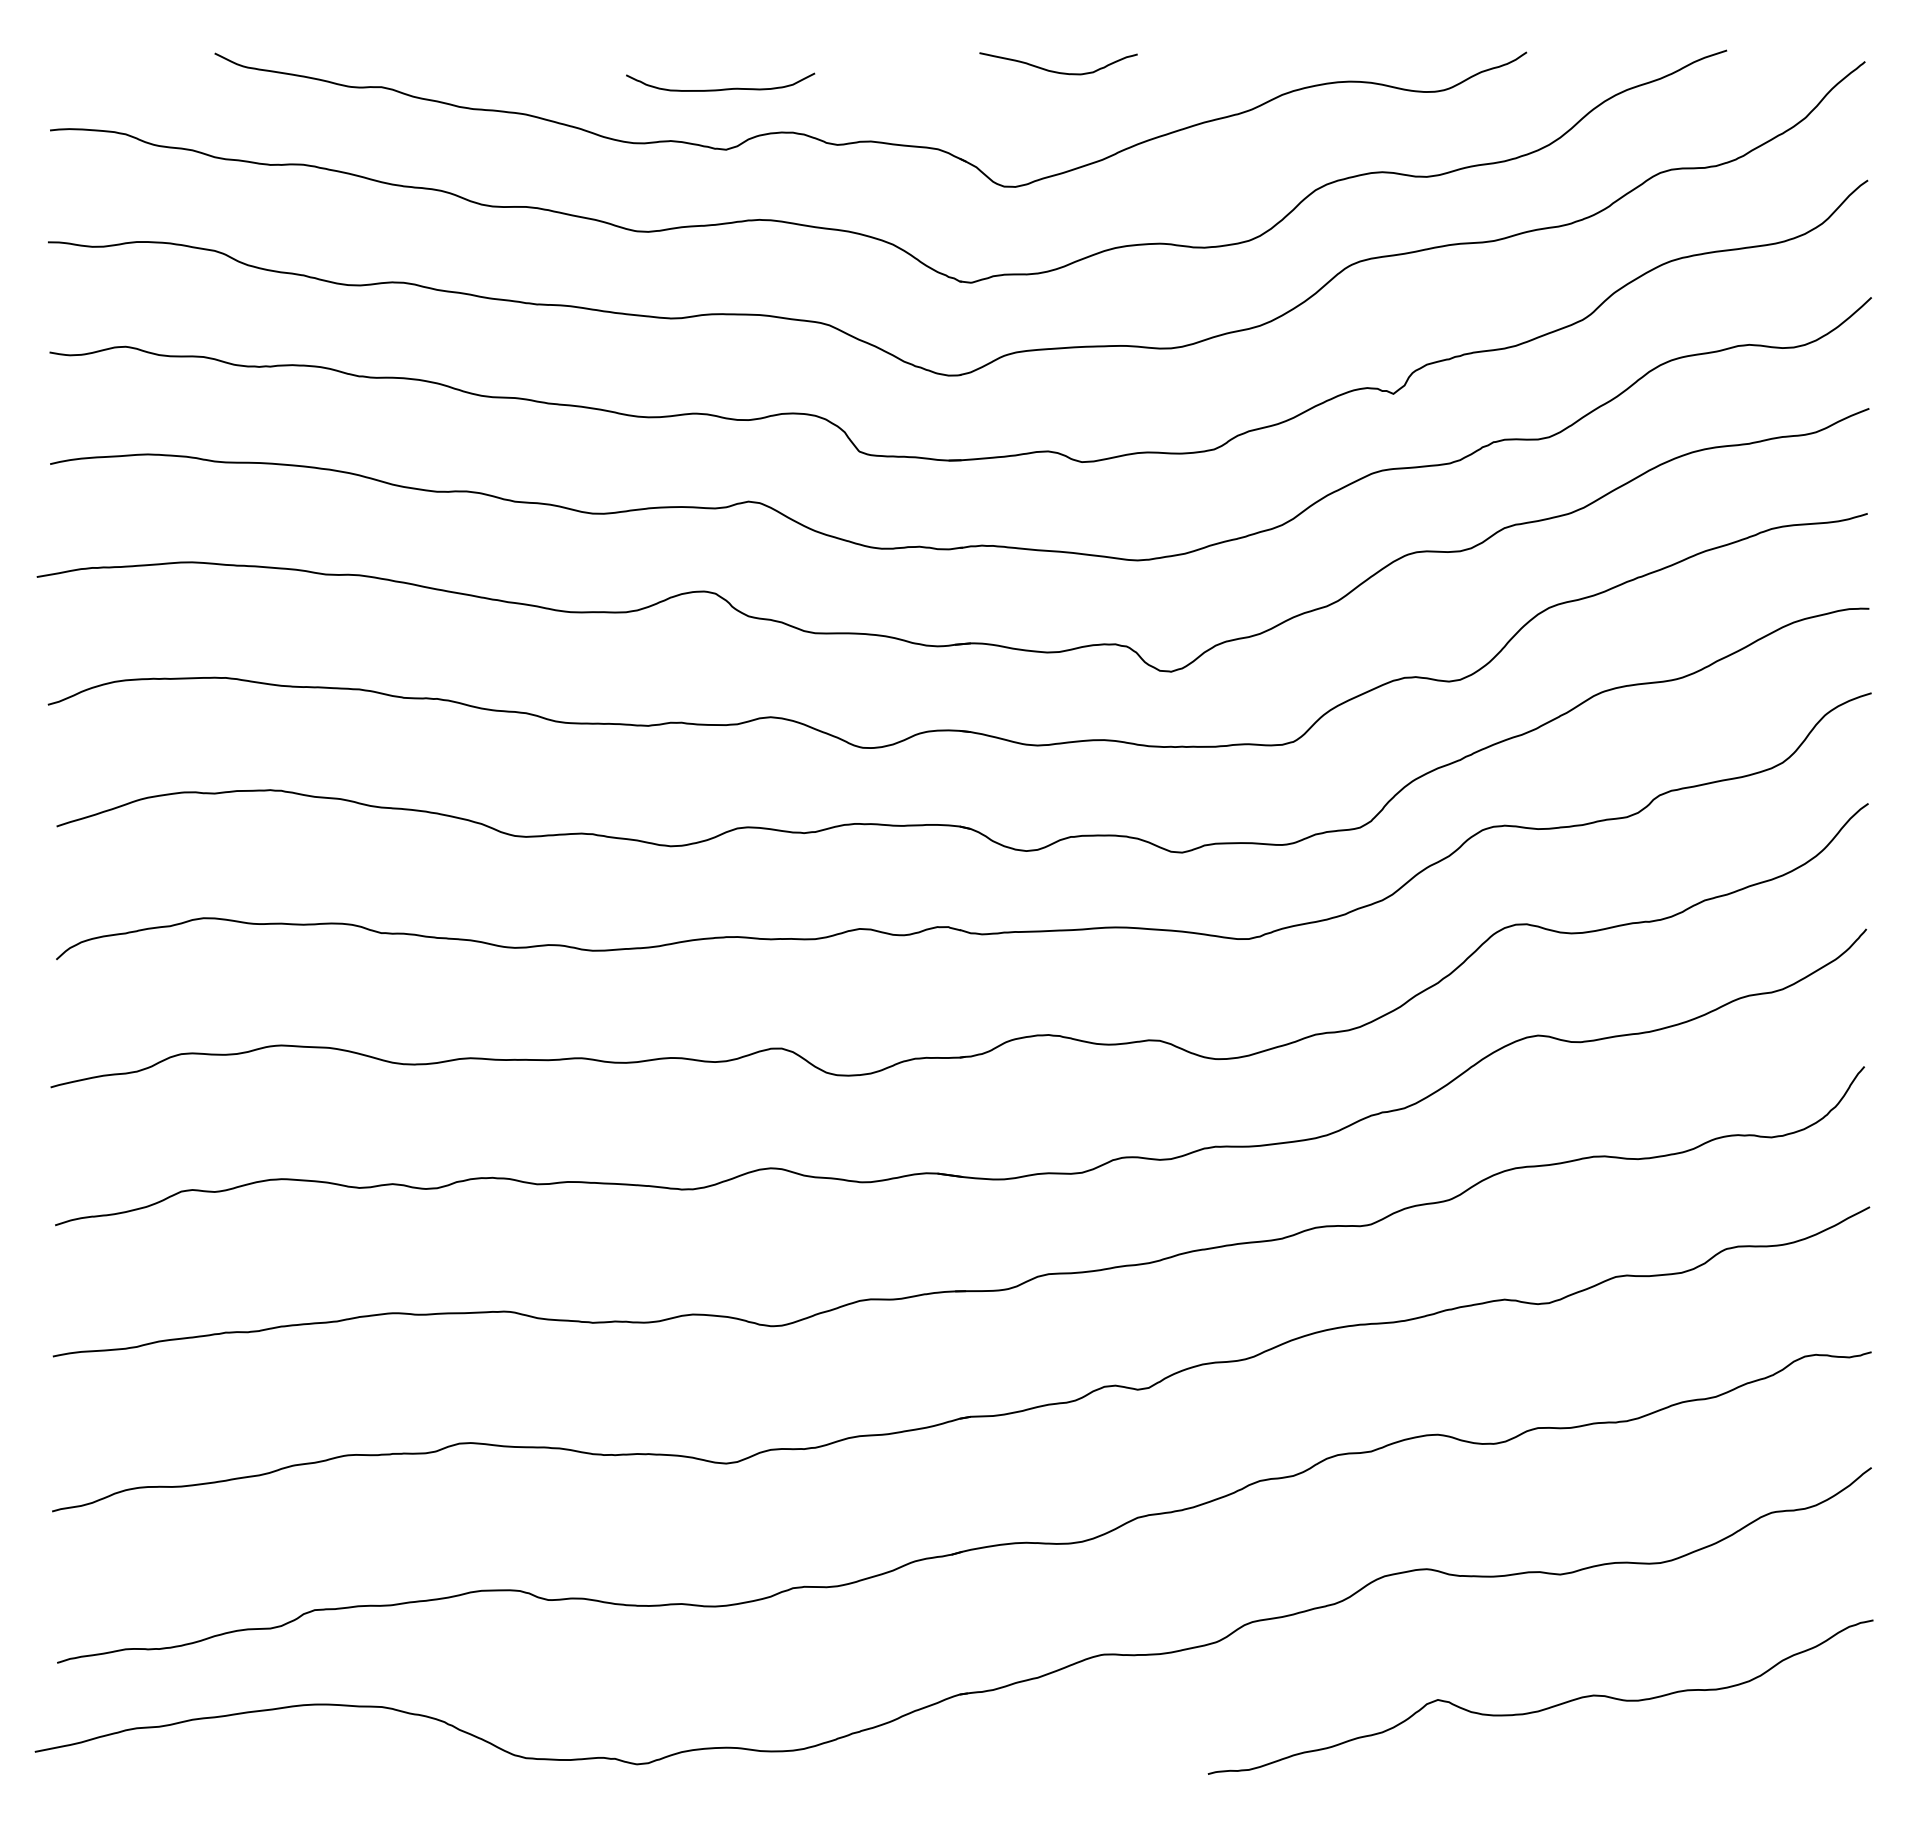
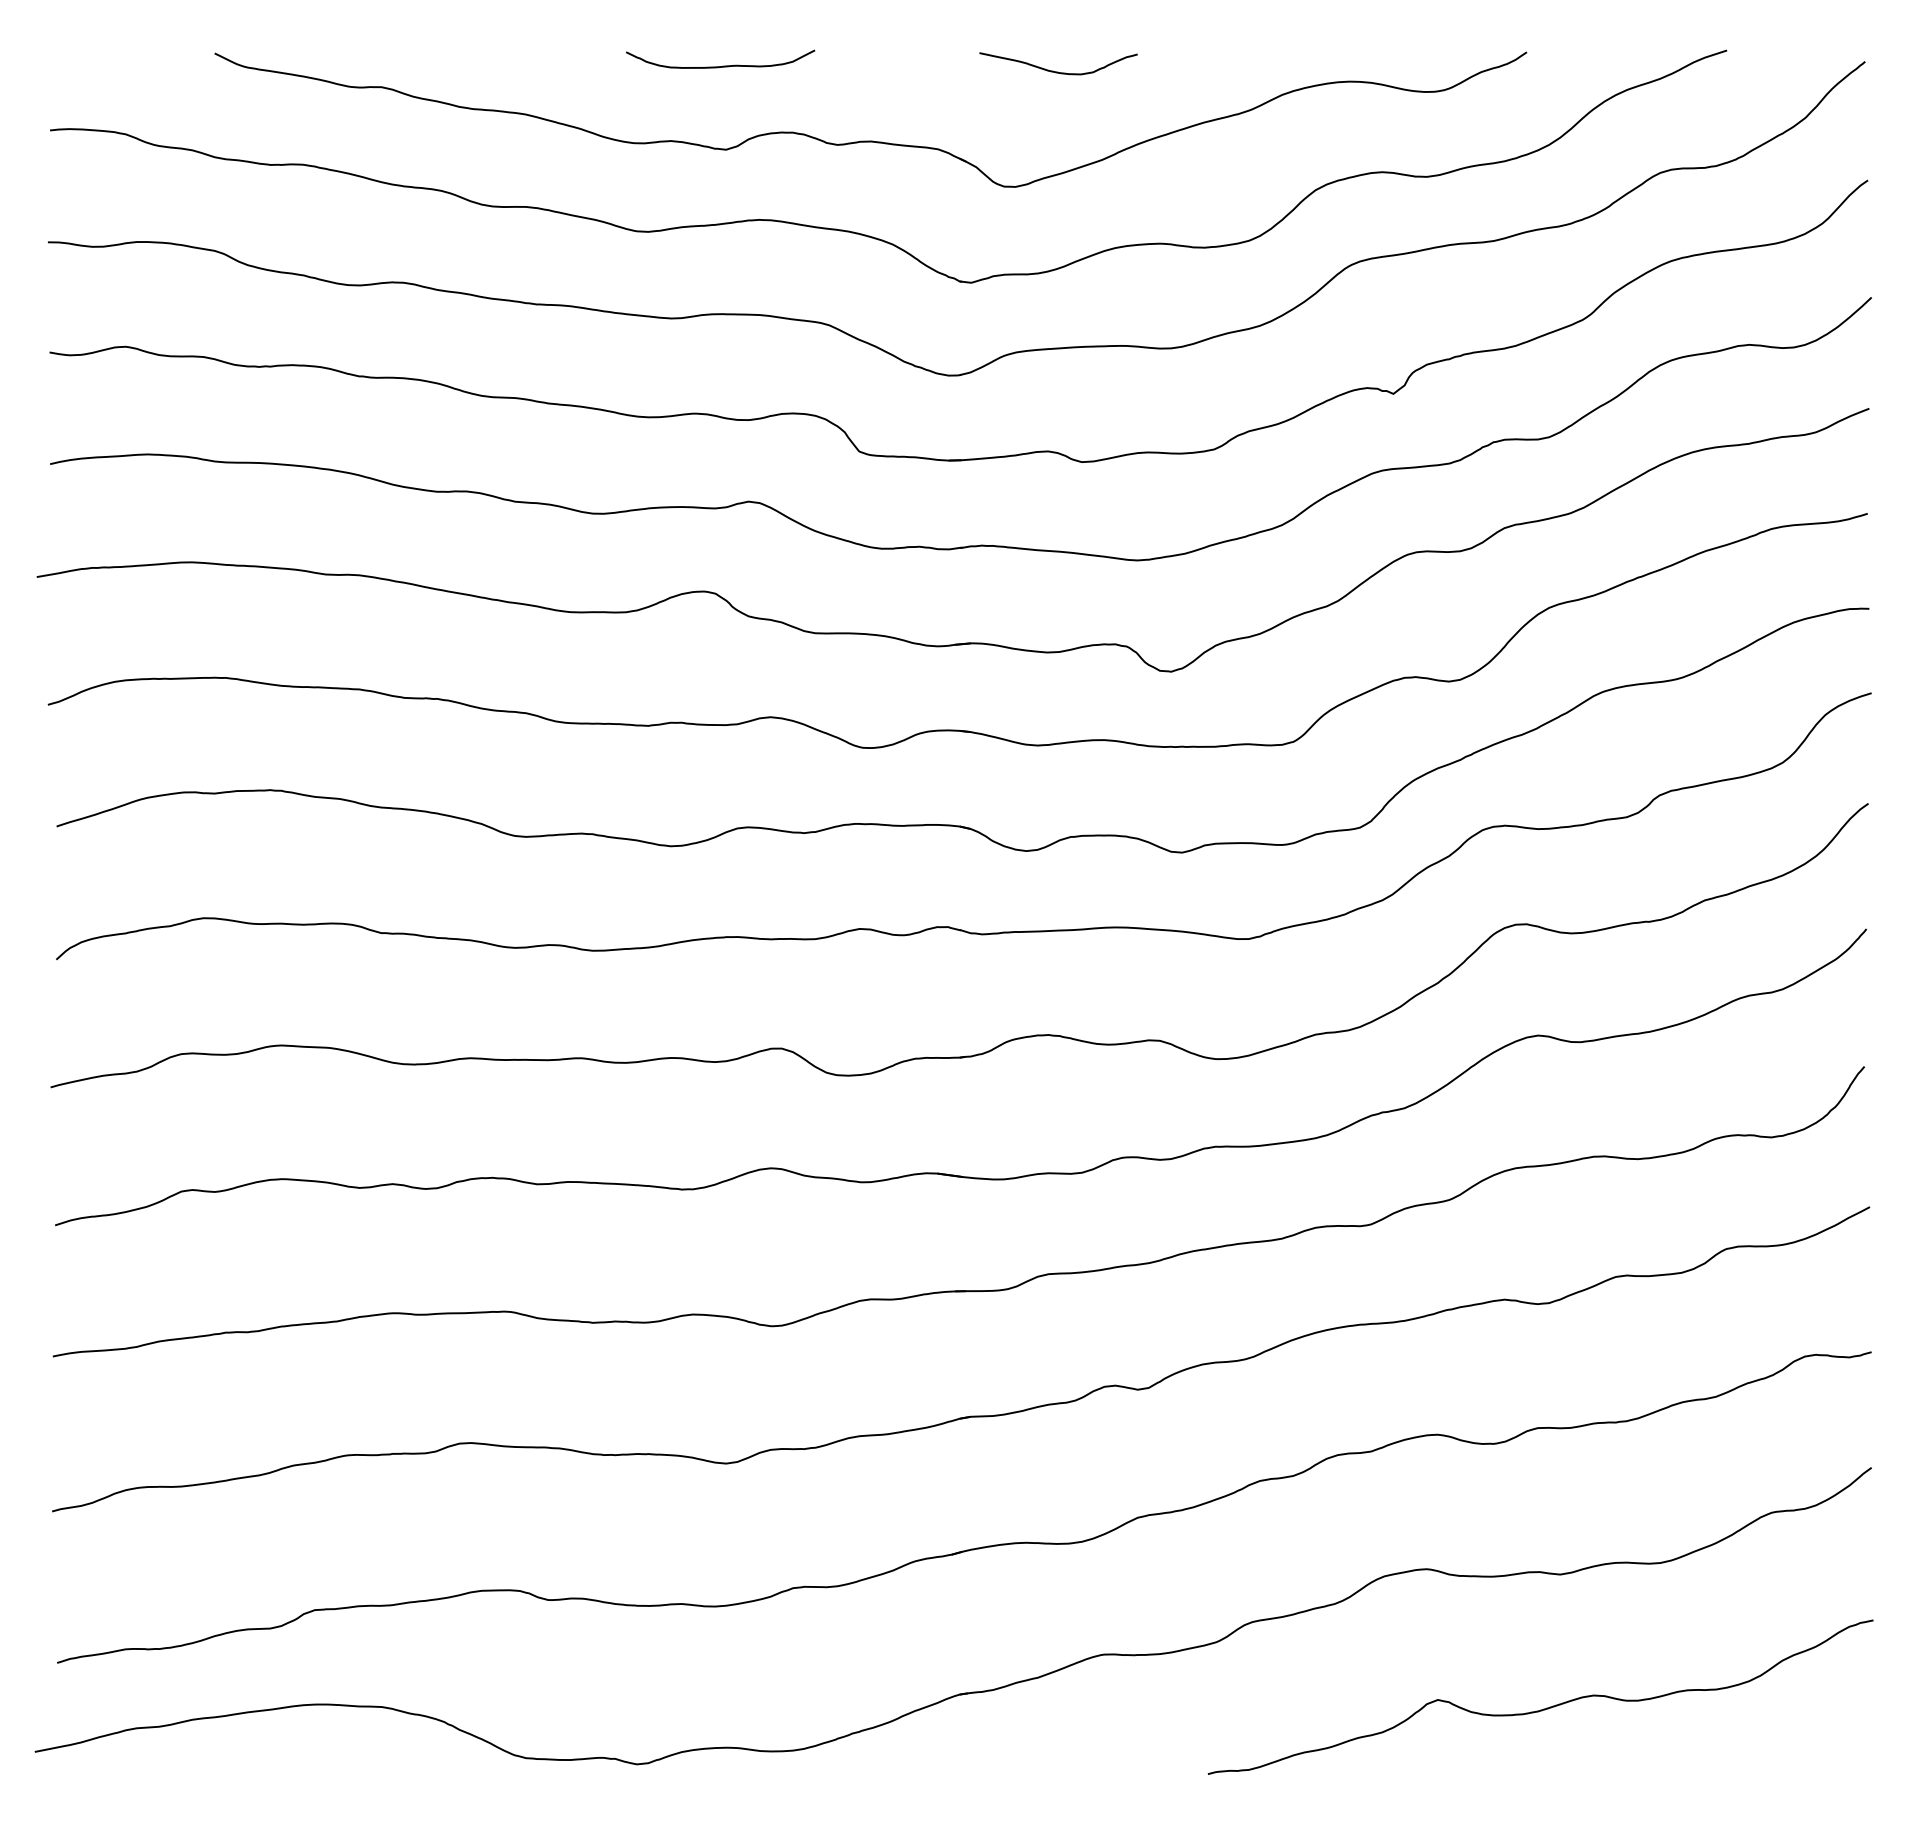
curve position: (722, 88) -> (722, 65) (722, 65)
